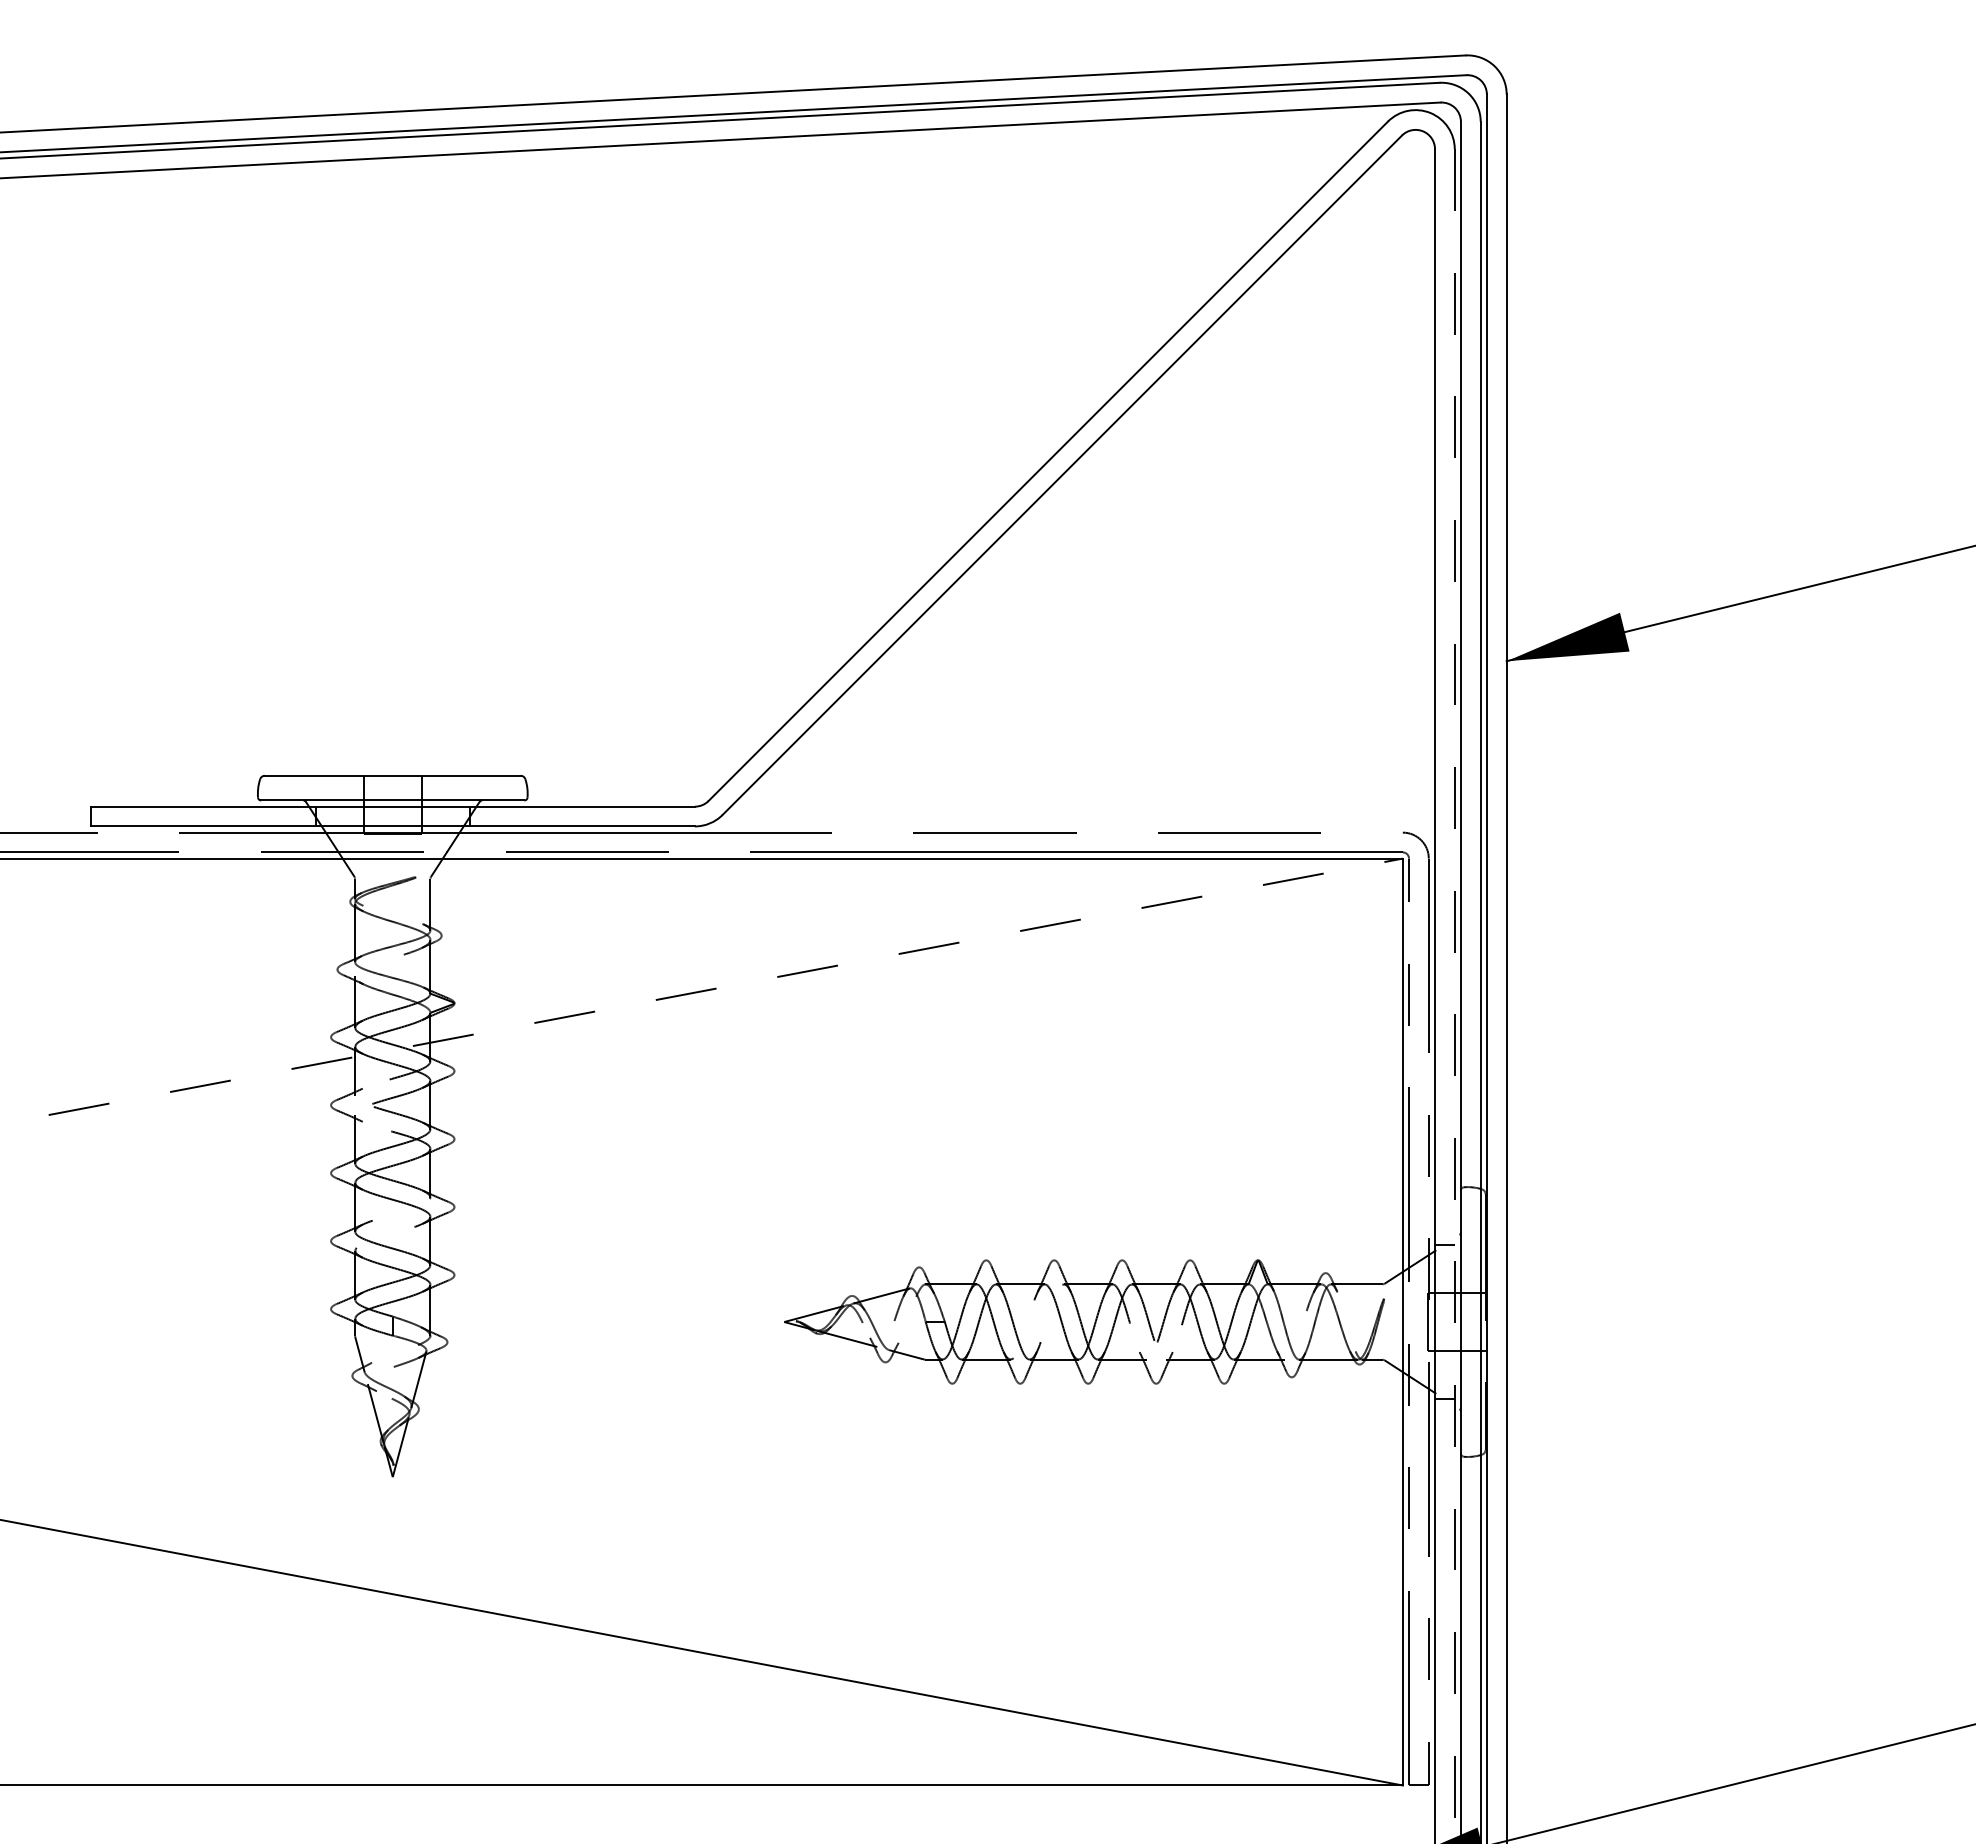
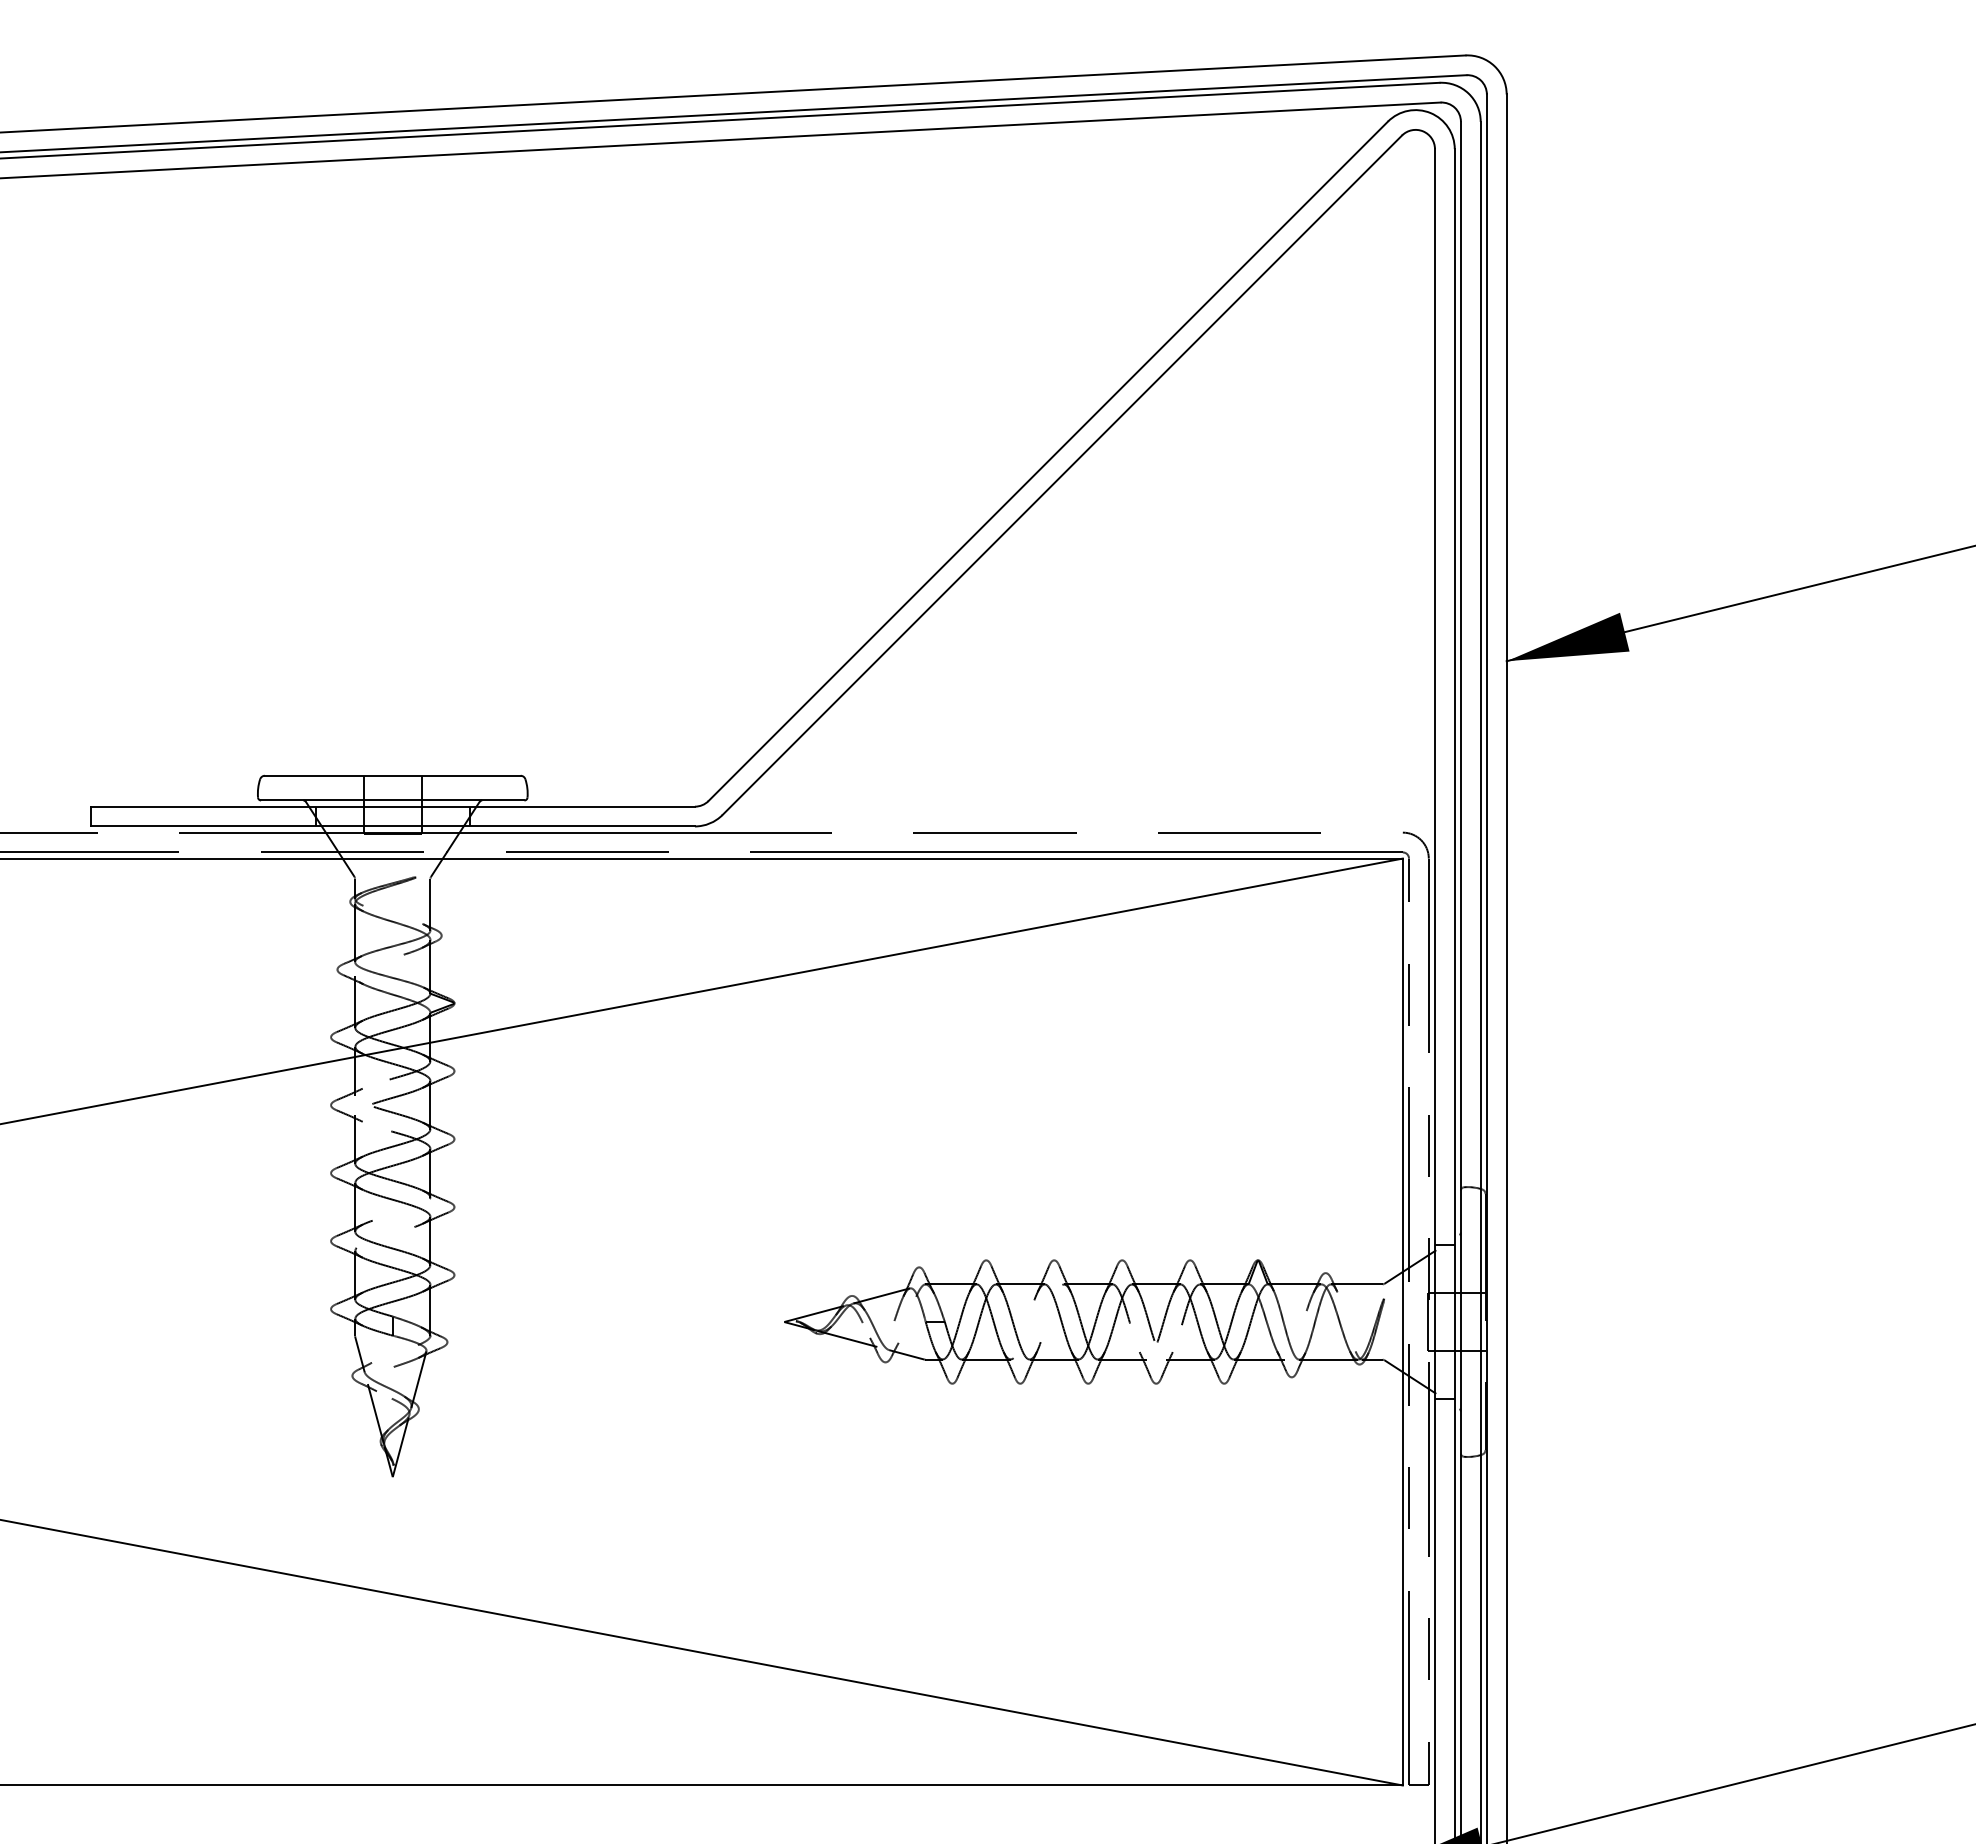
line: dashed -> solid (701, 991)
line: dashed -> solid (1454, 996)
